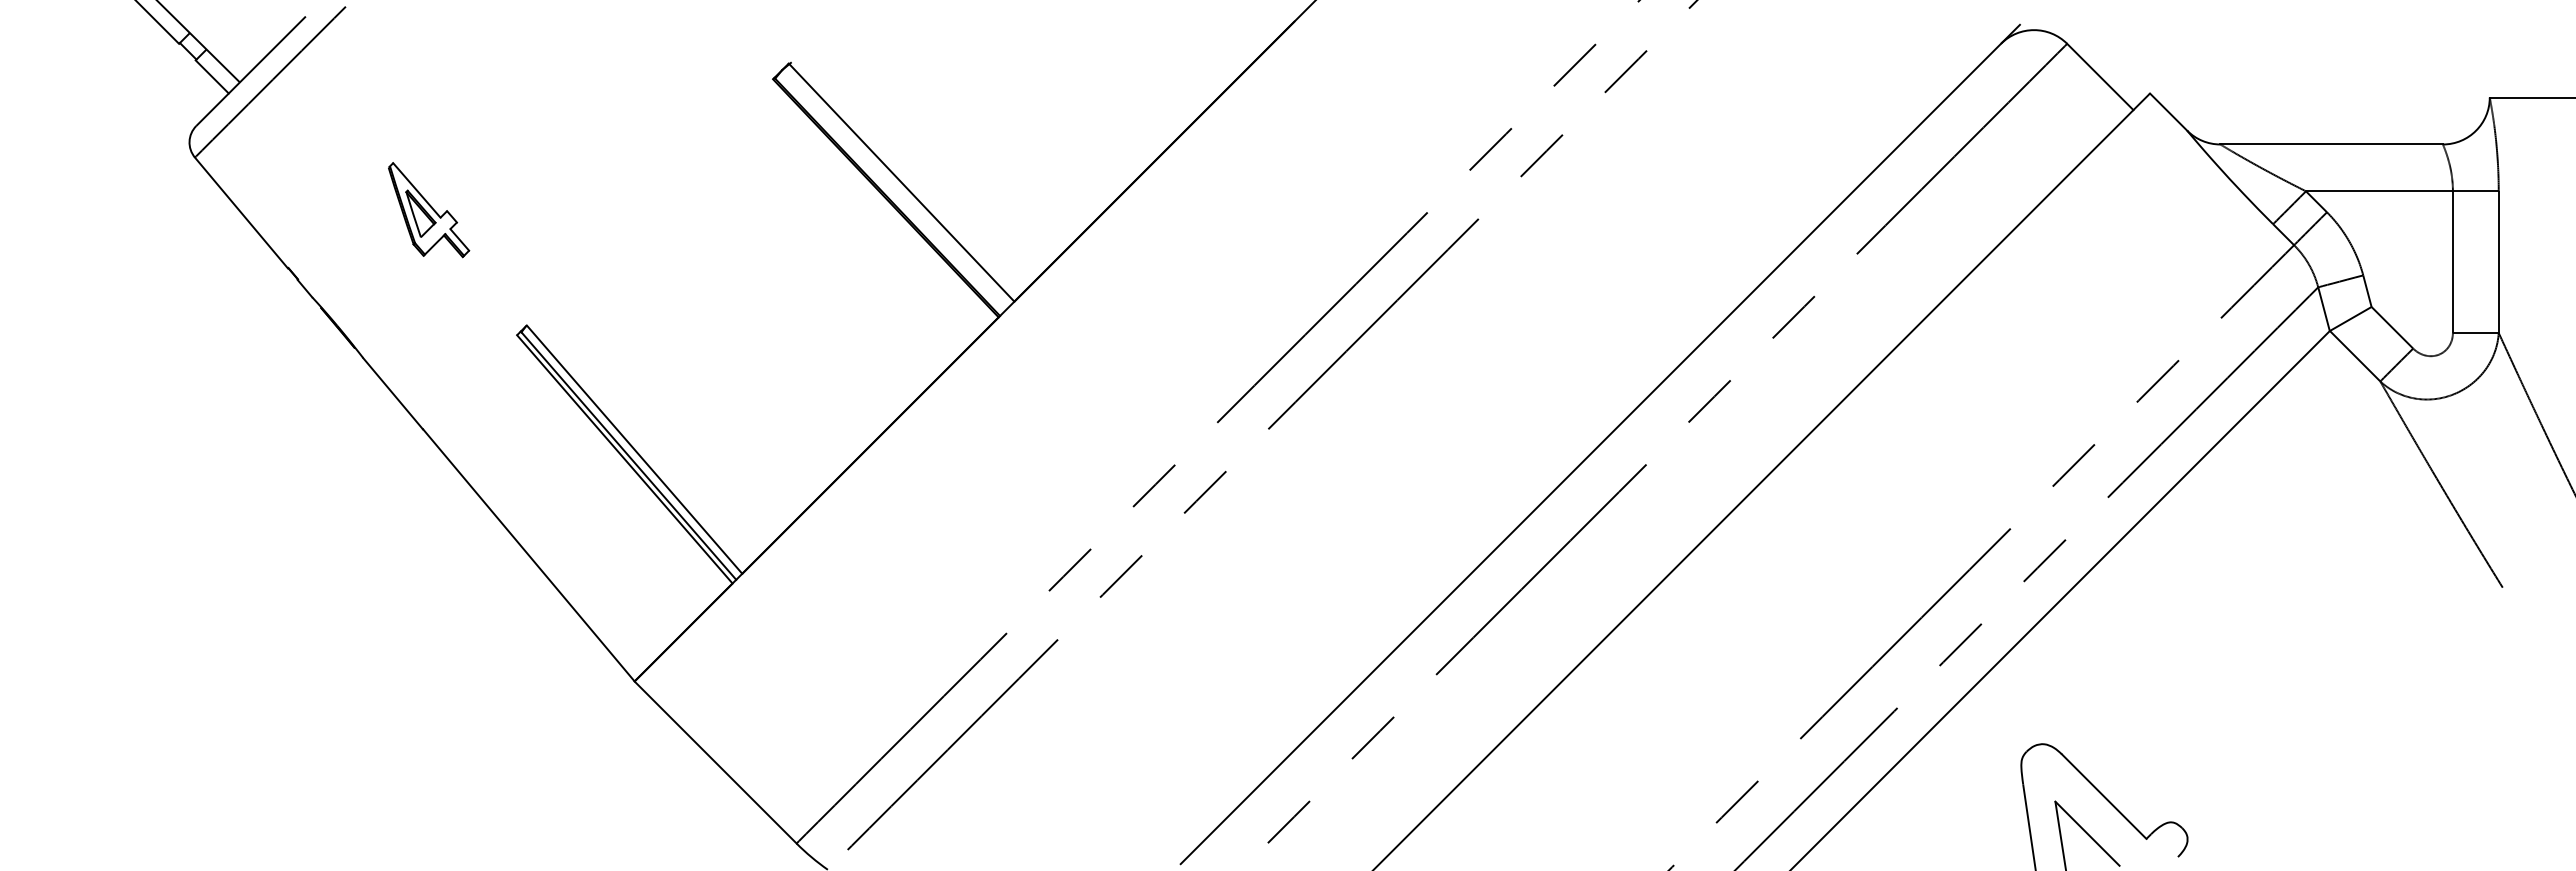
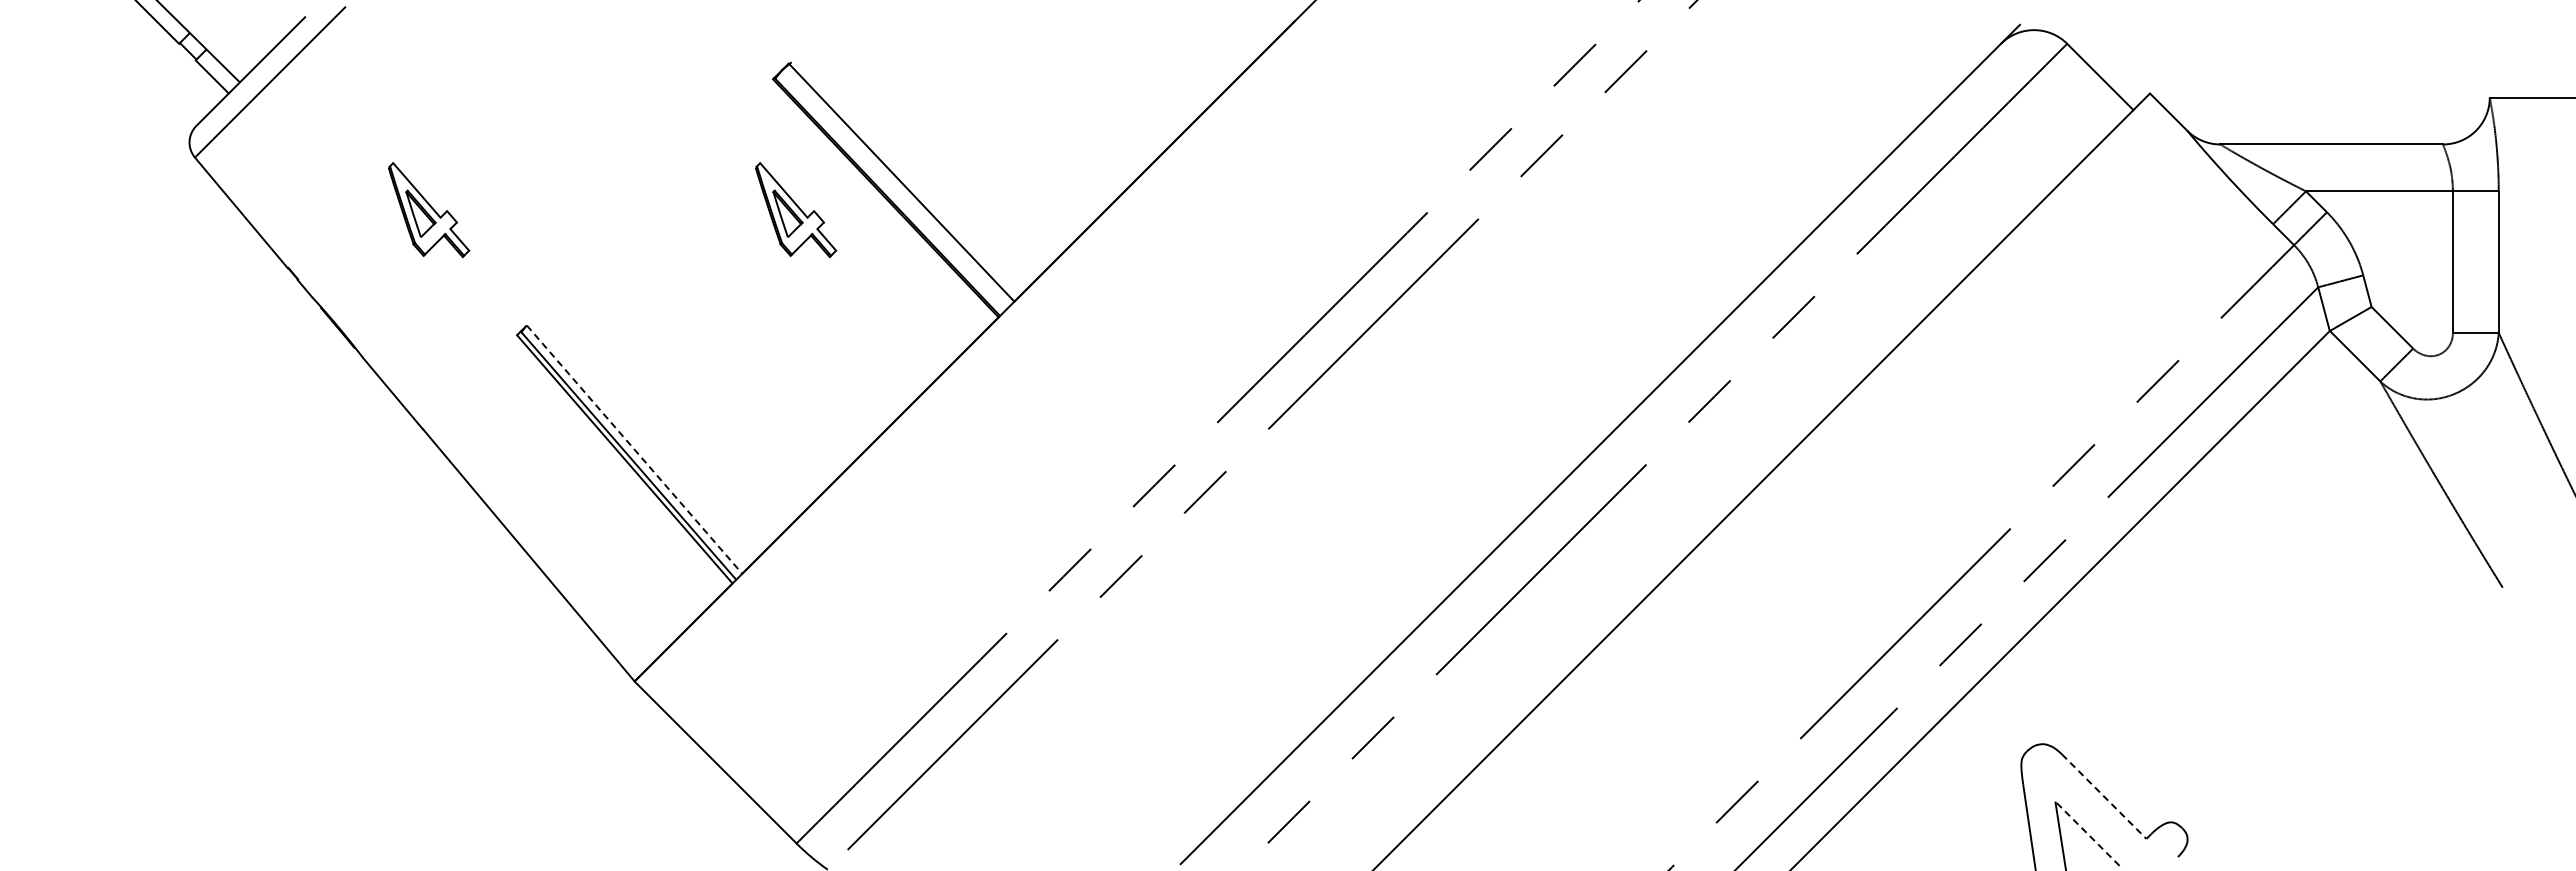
part: none -> present (796, 210)
line: solid -> dashed (634, 450)
line: solid -> dashed (2104, 796)
line: solid -> dashed (2087, 833)
